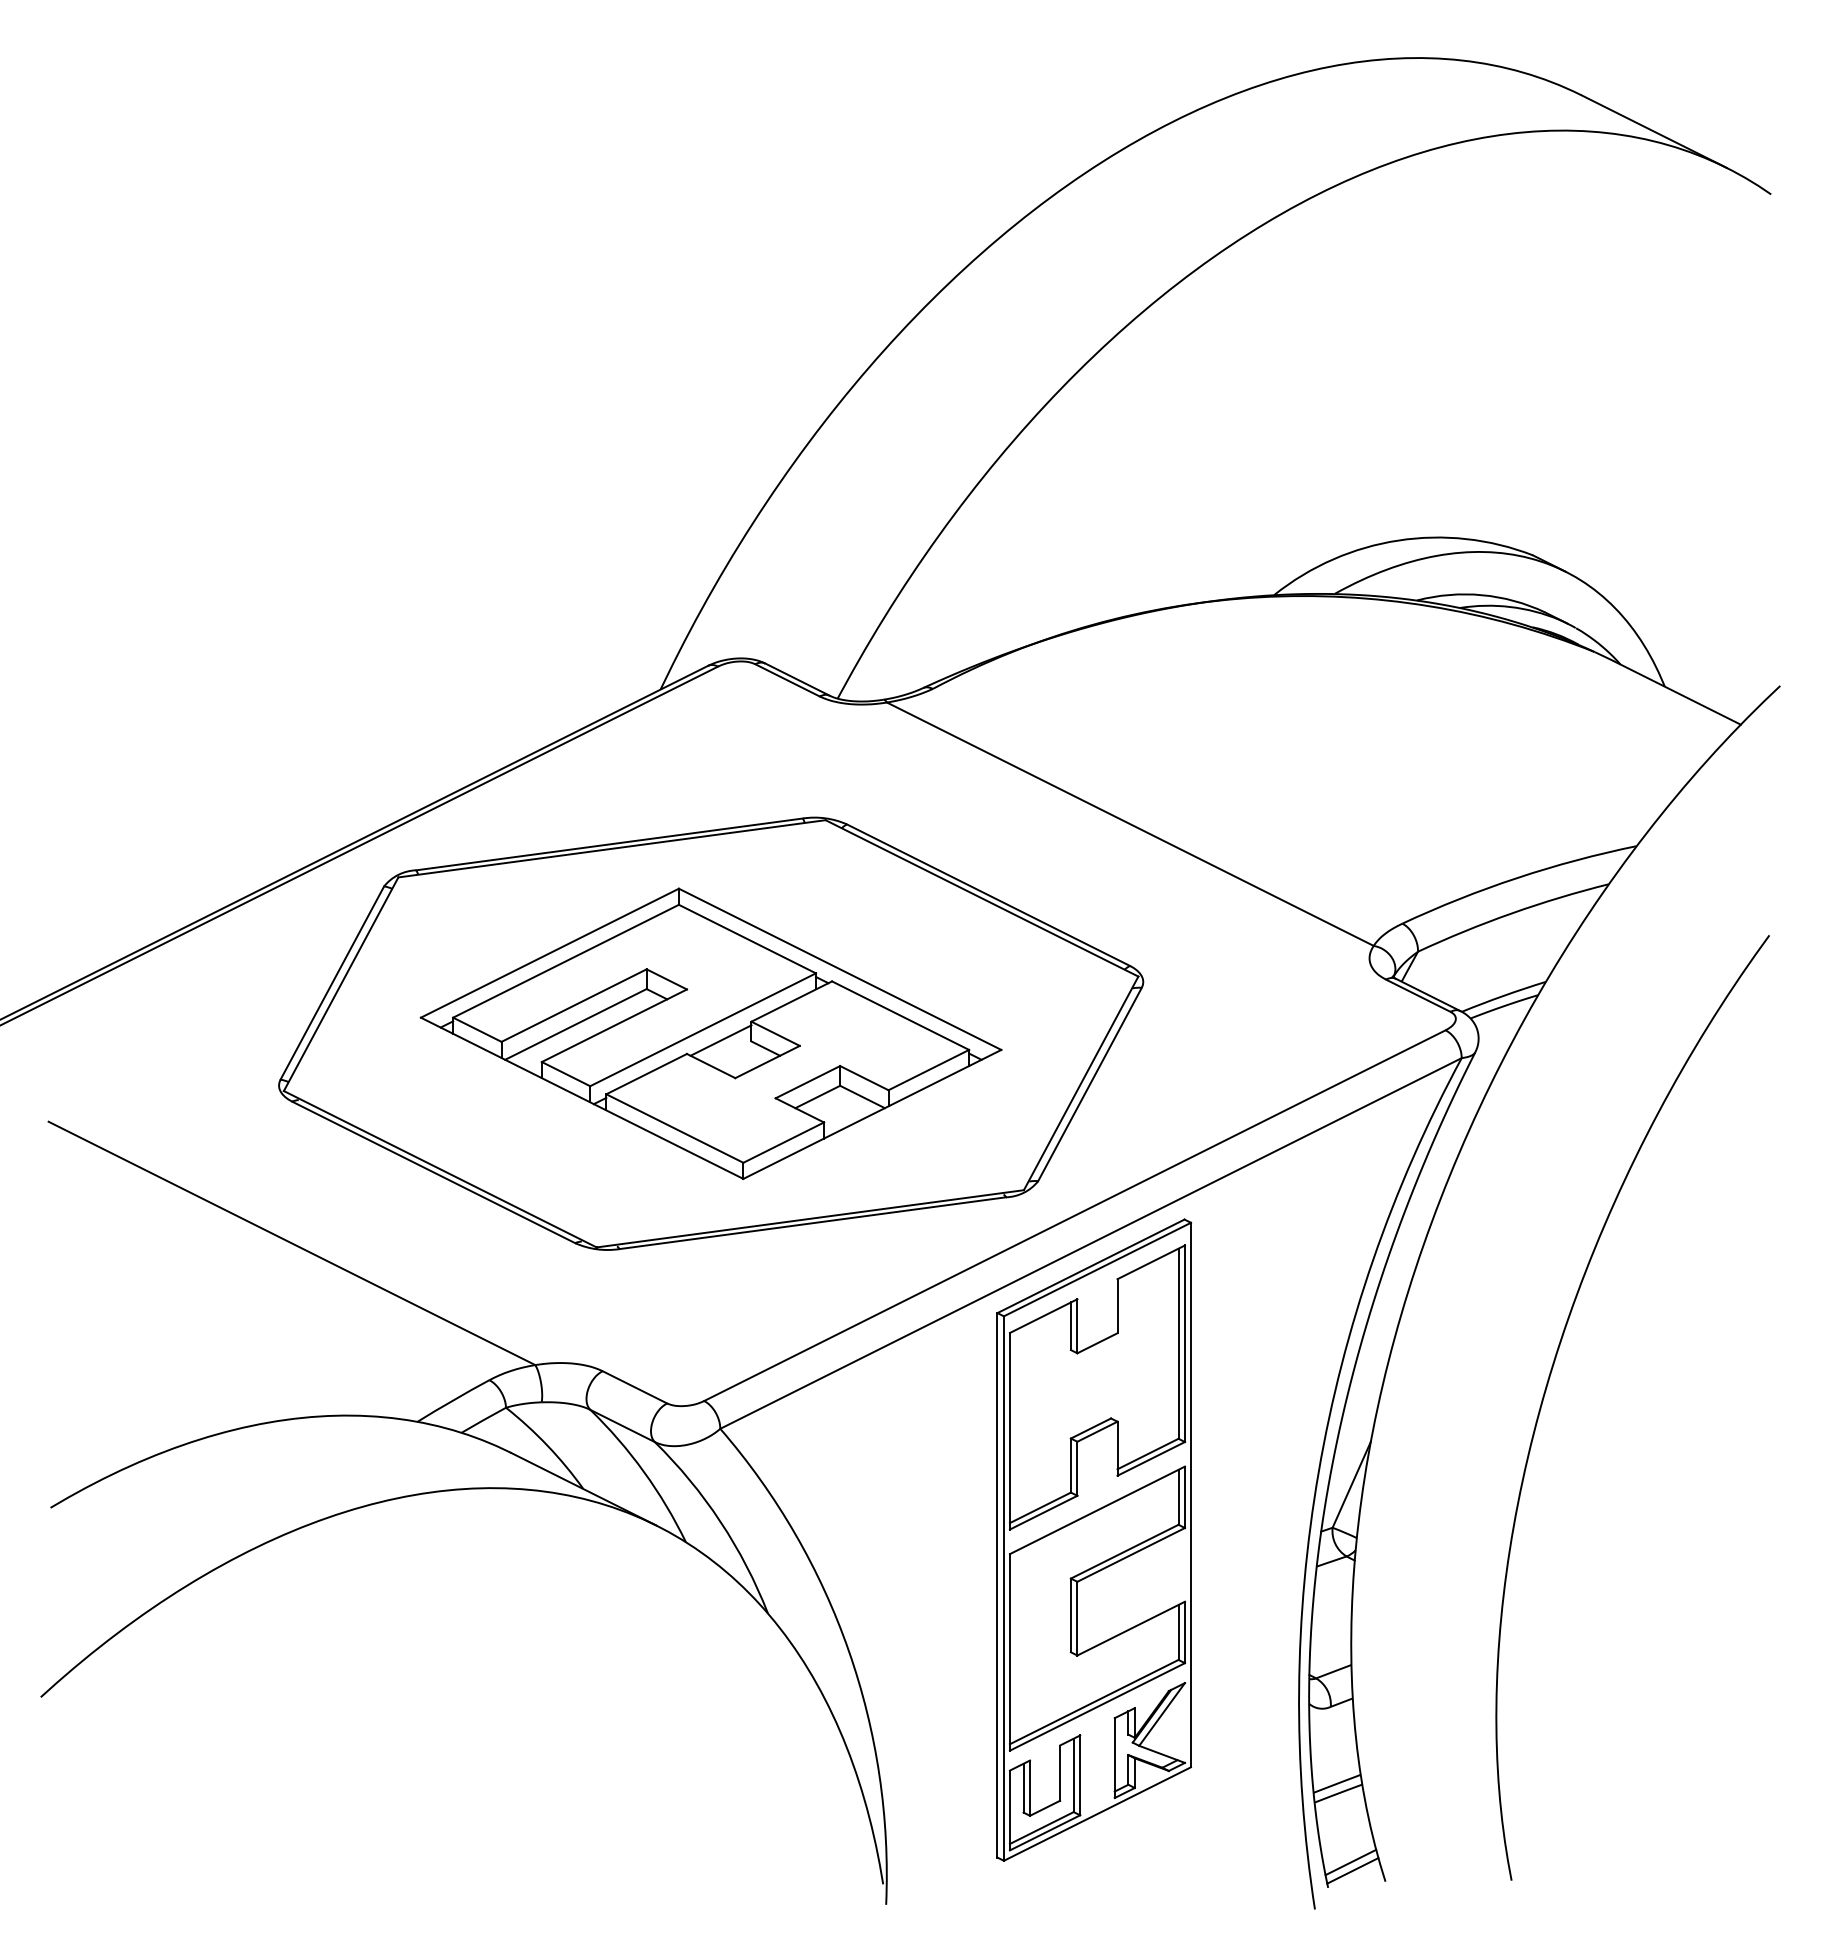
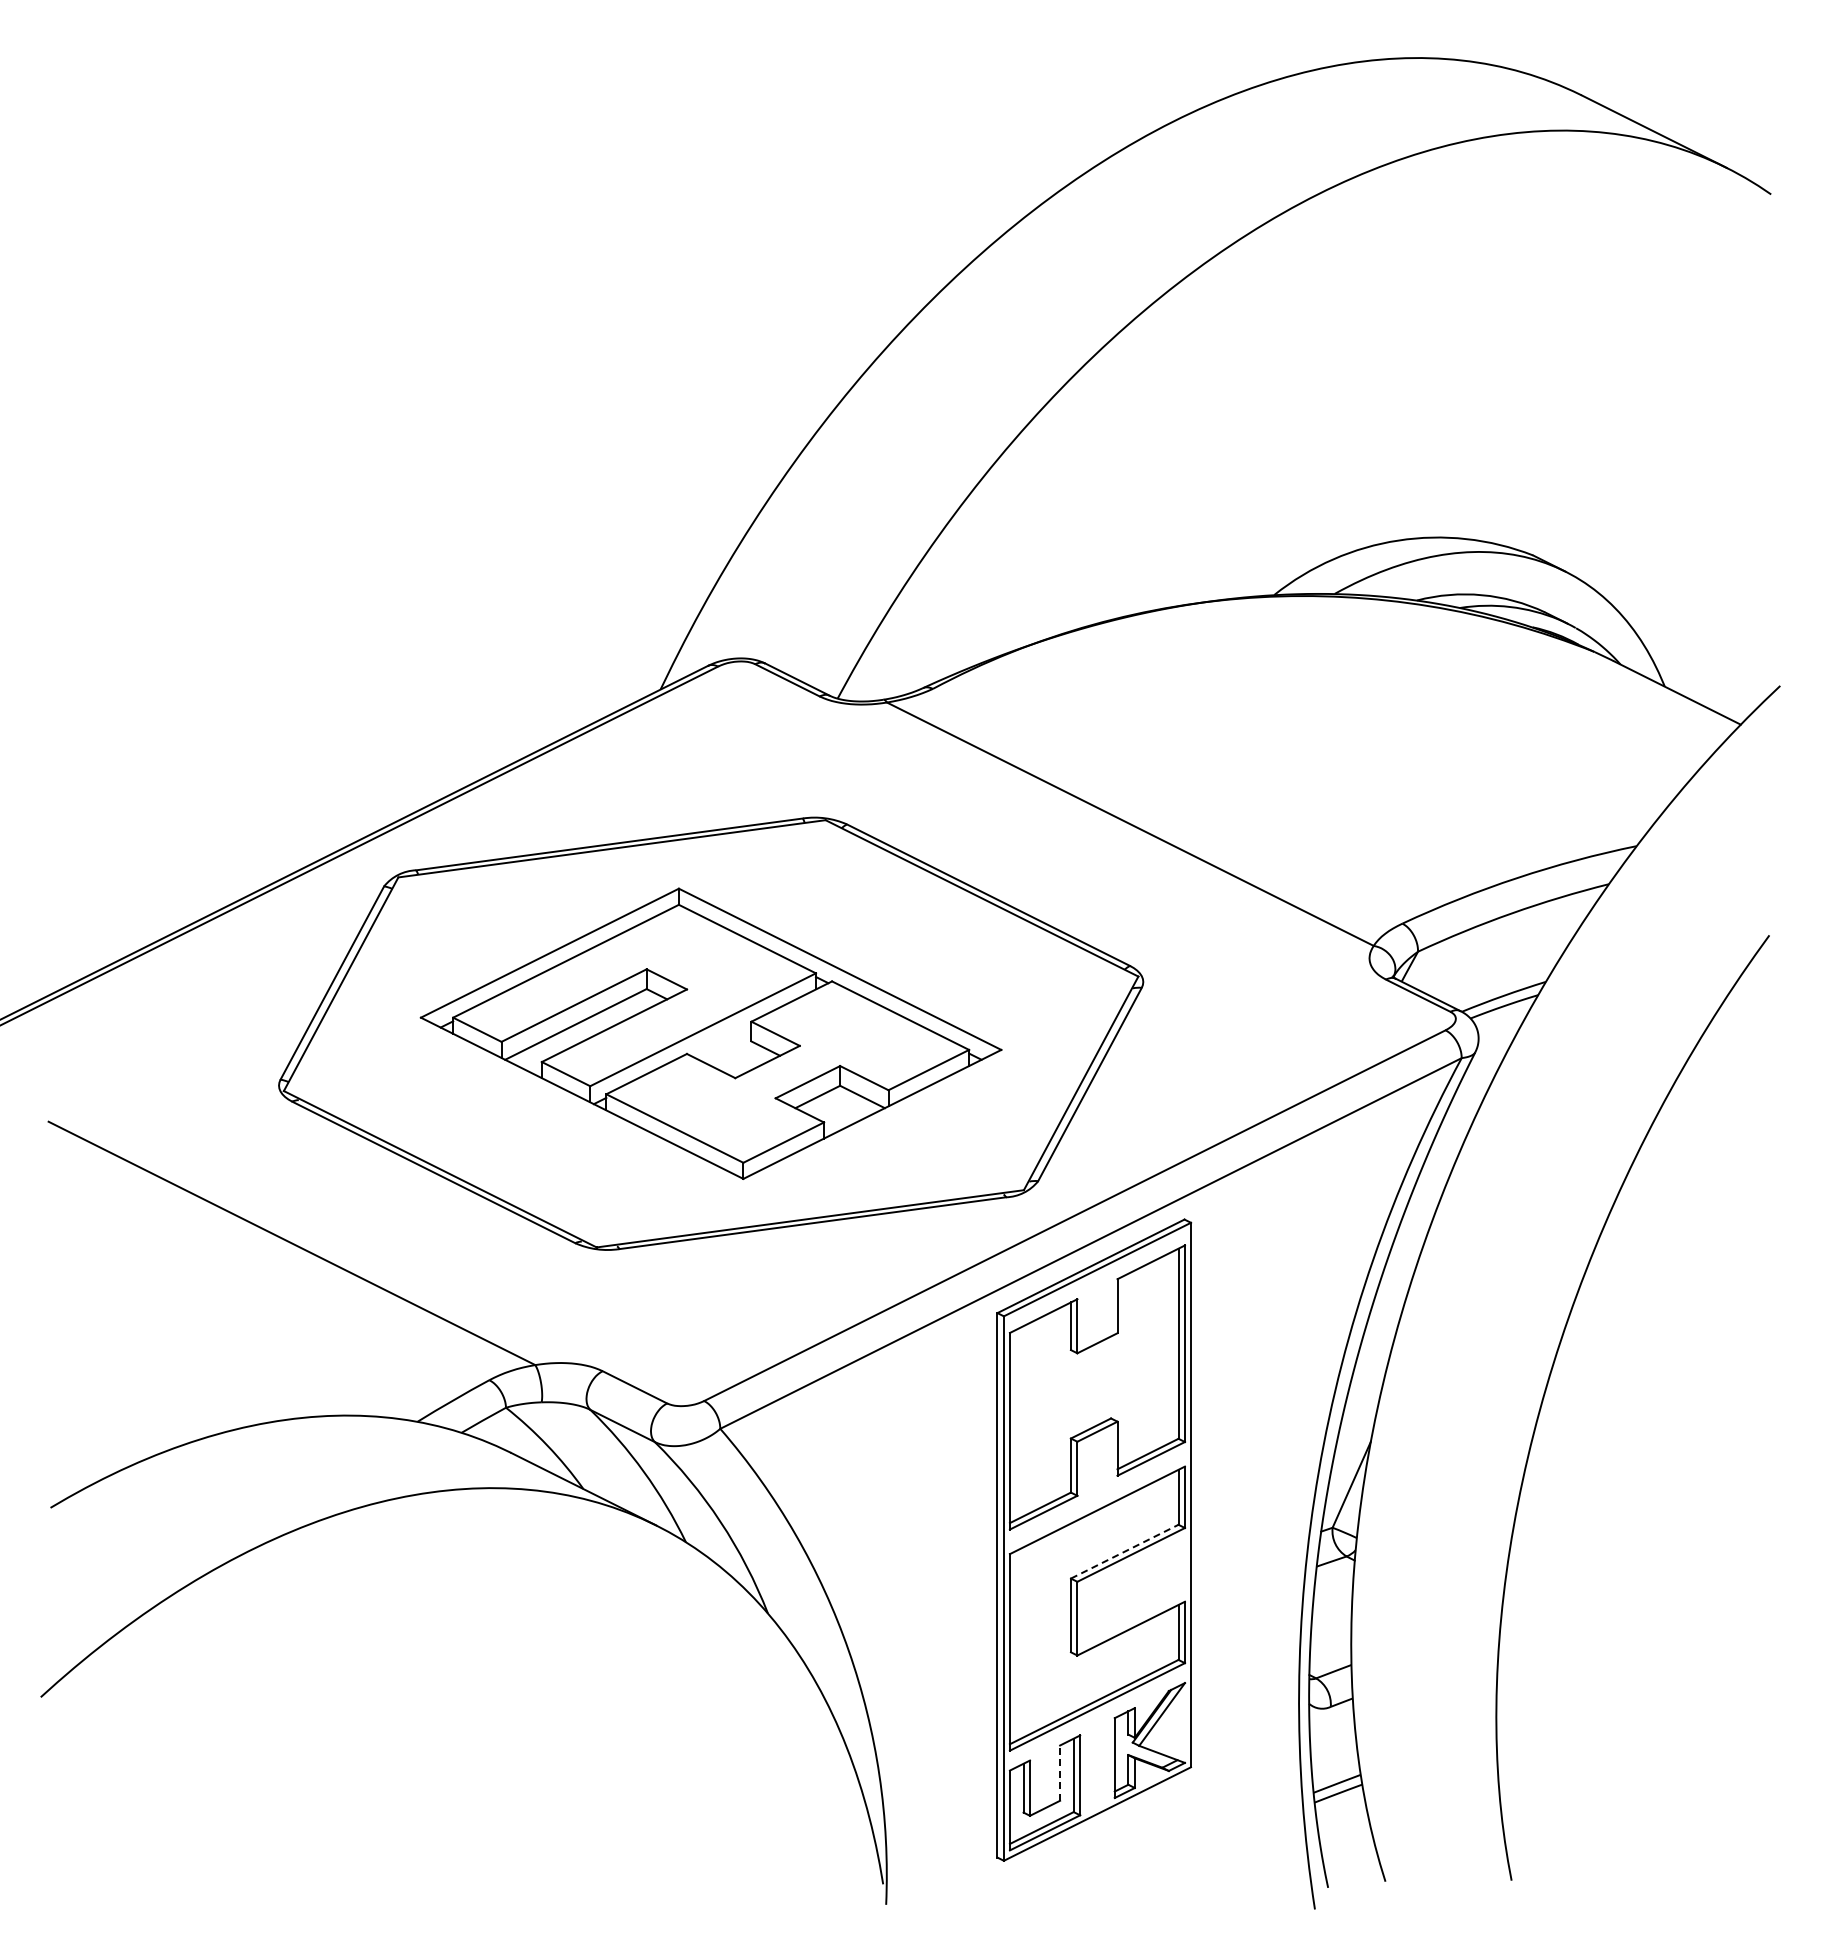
line: present -> none (720, 1040)
line: solid -> dashed (1125, 1551)
line: solid -> dashed (1060, 1773)
line: present -> none (1350, 1862)
line: present -> none (1352, 1870)
